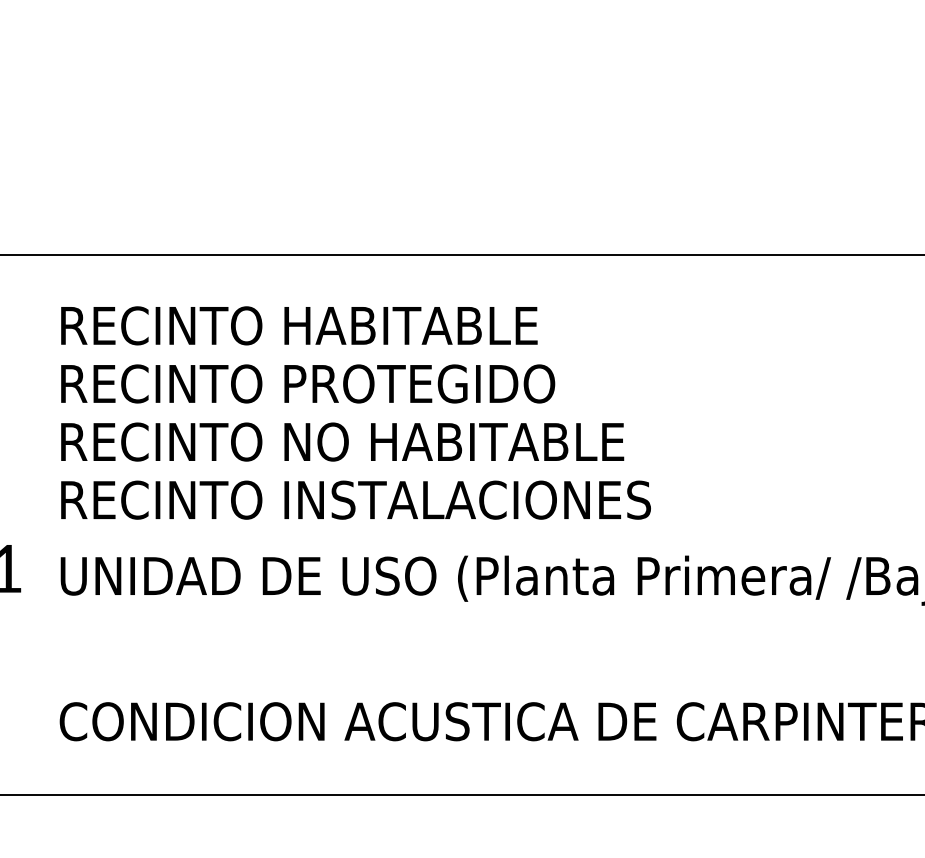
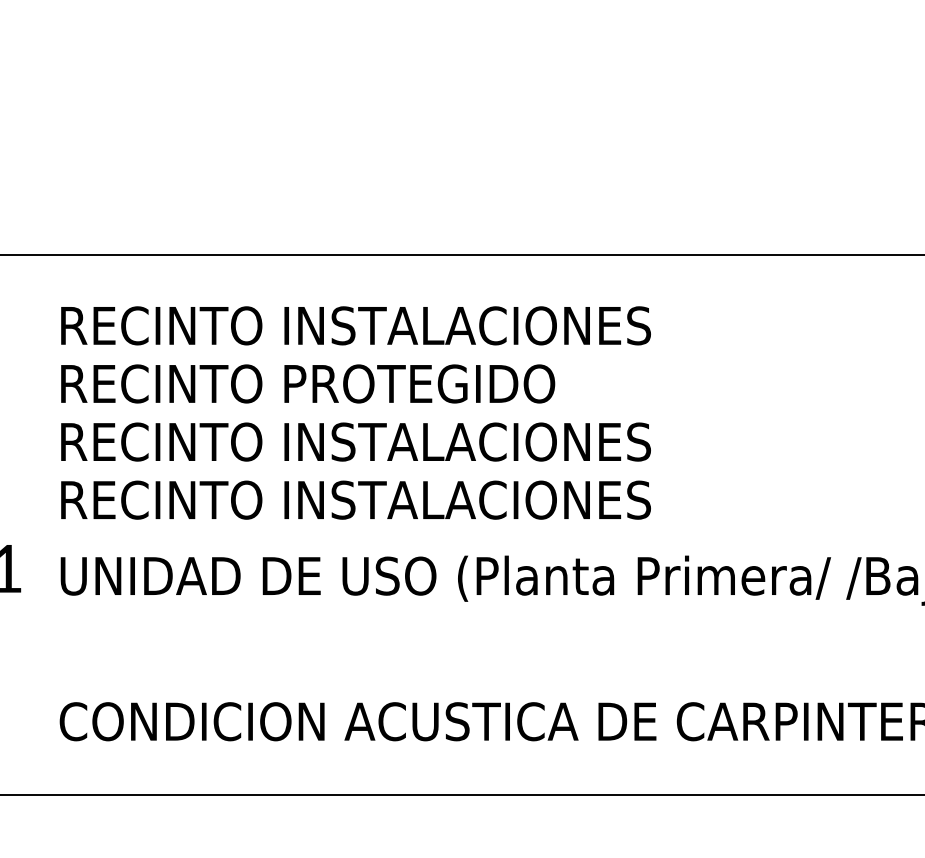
text: RECINTO HABITABLE -> RECINTO INSTALACIONES (469, 325)
text: RECINTO NO HABITABLE -> RECINTO INSTALACIONES (469, 441)
